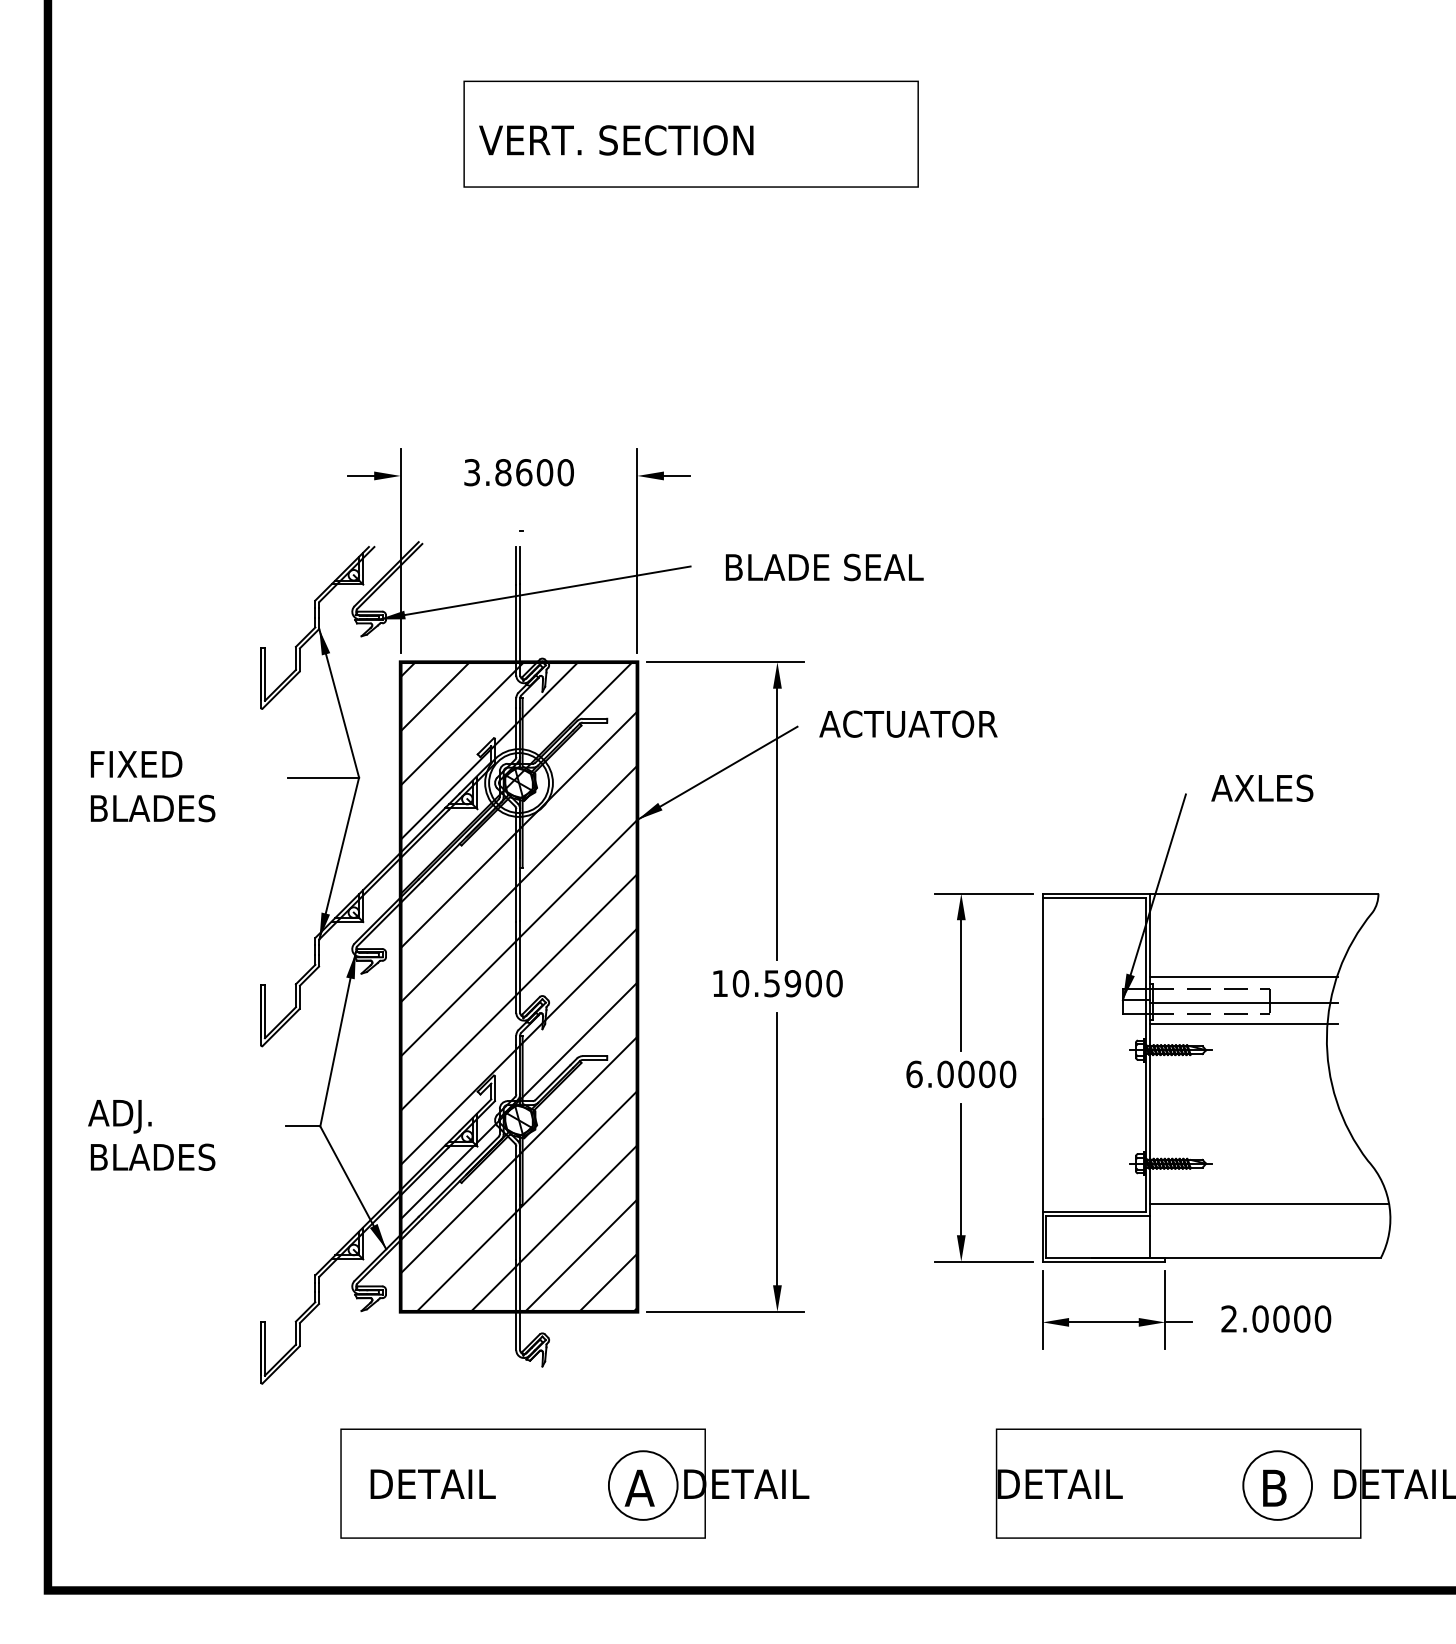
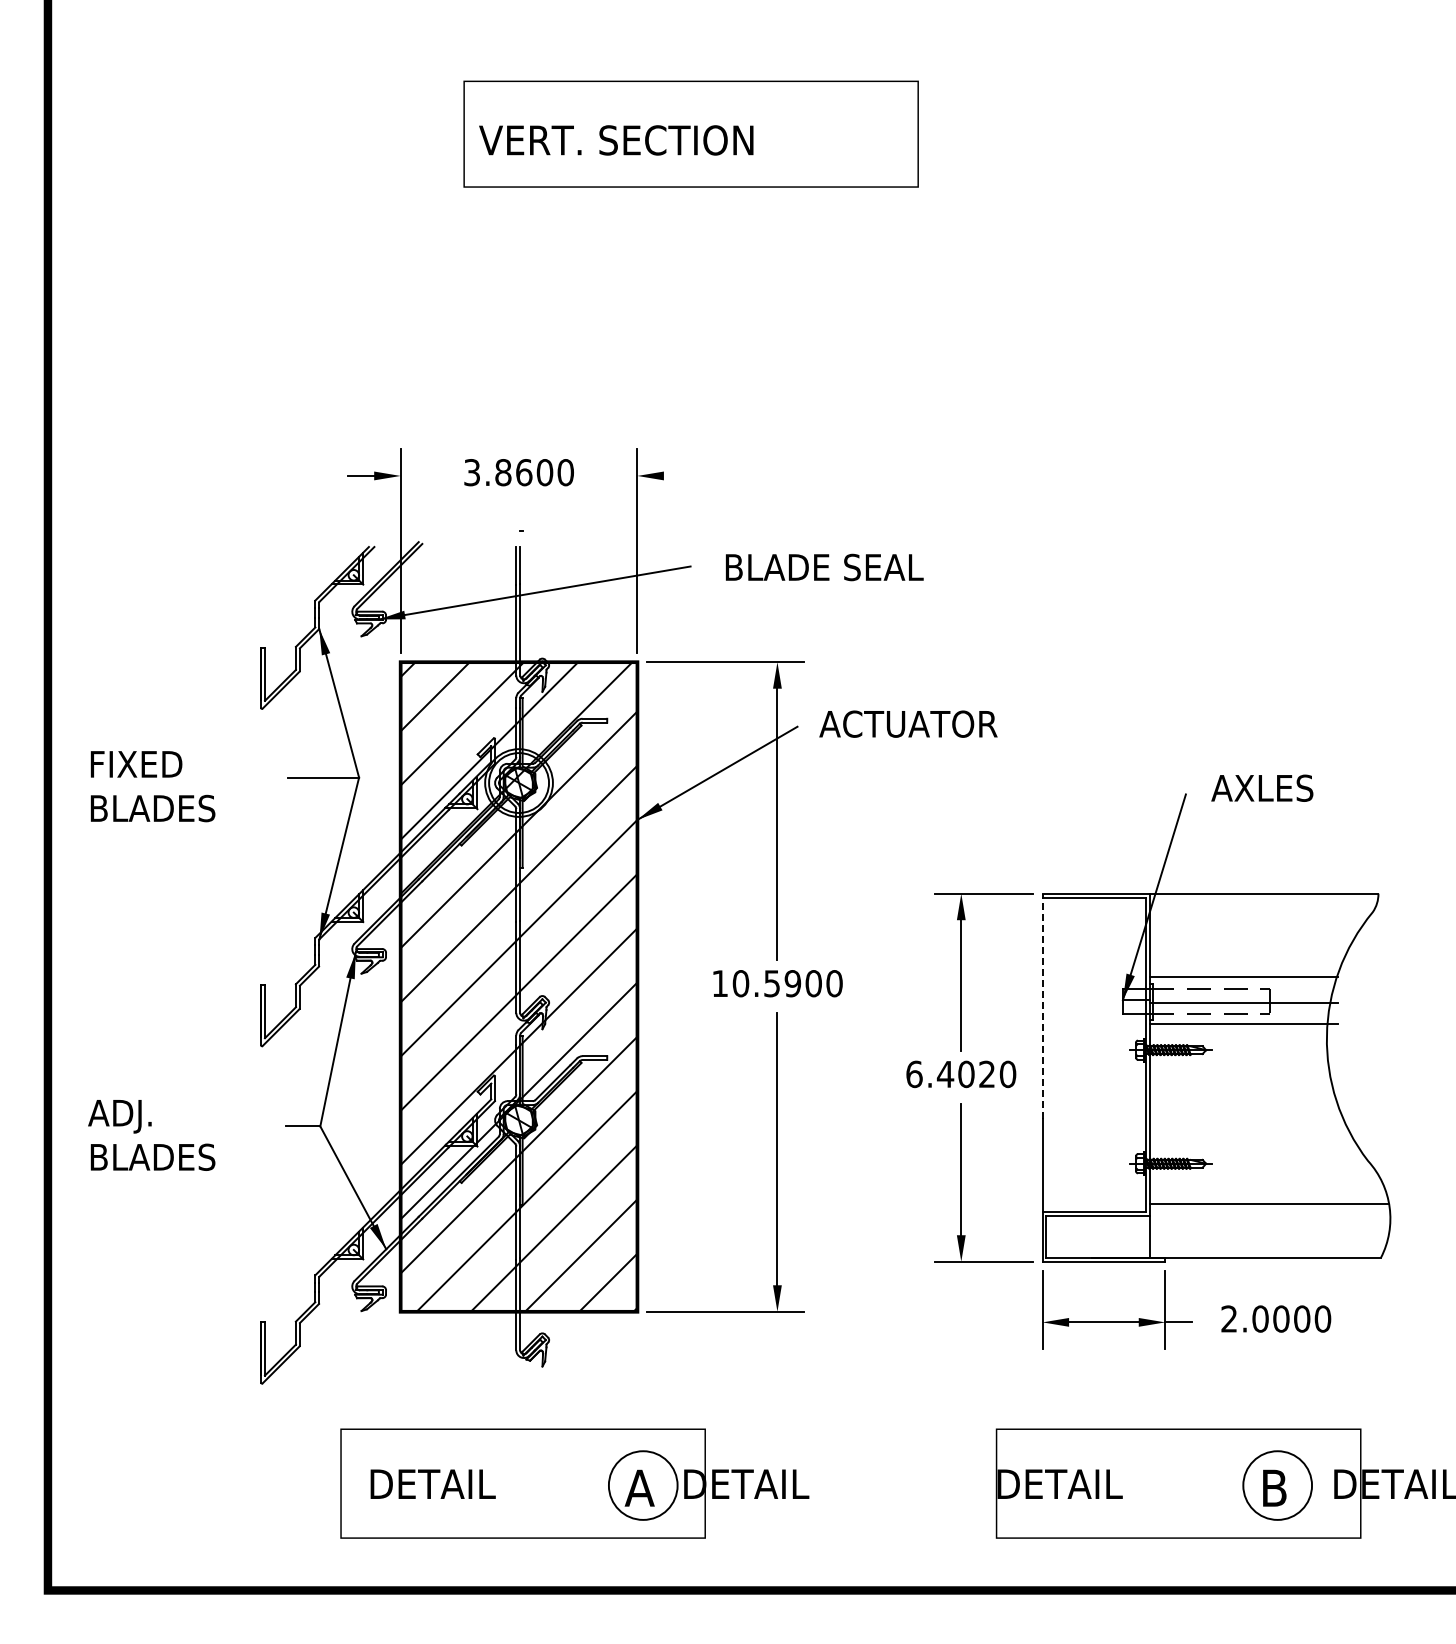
line: present -> none (676, 475)
line: solid -> dashed (1042, 1005)
text: 6.0000 -> 6.4020 (965, 1074)
